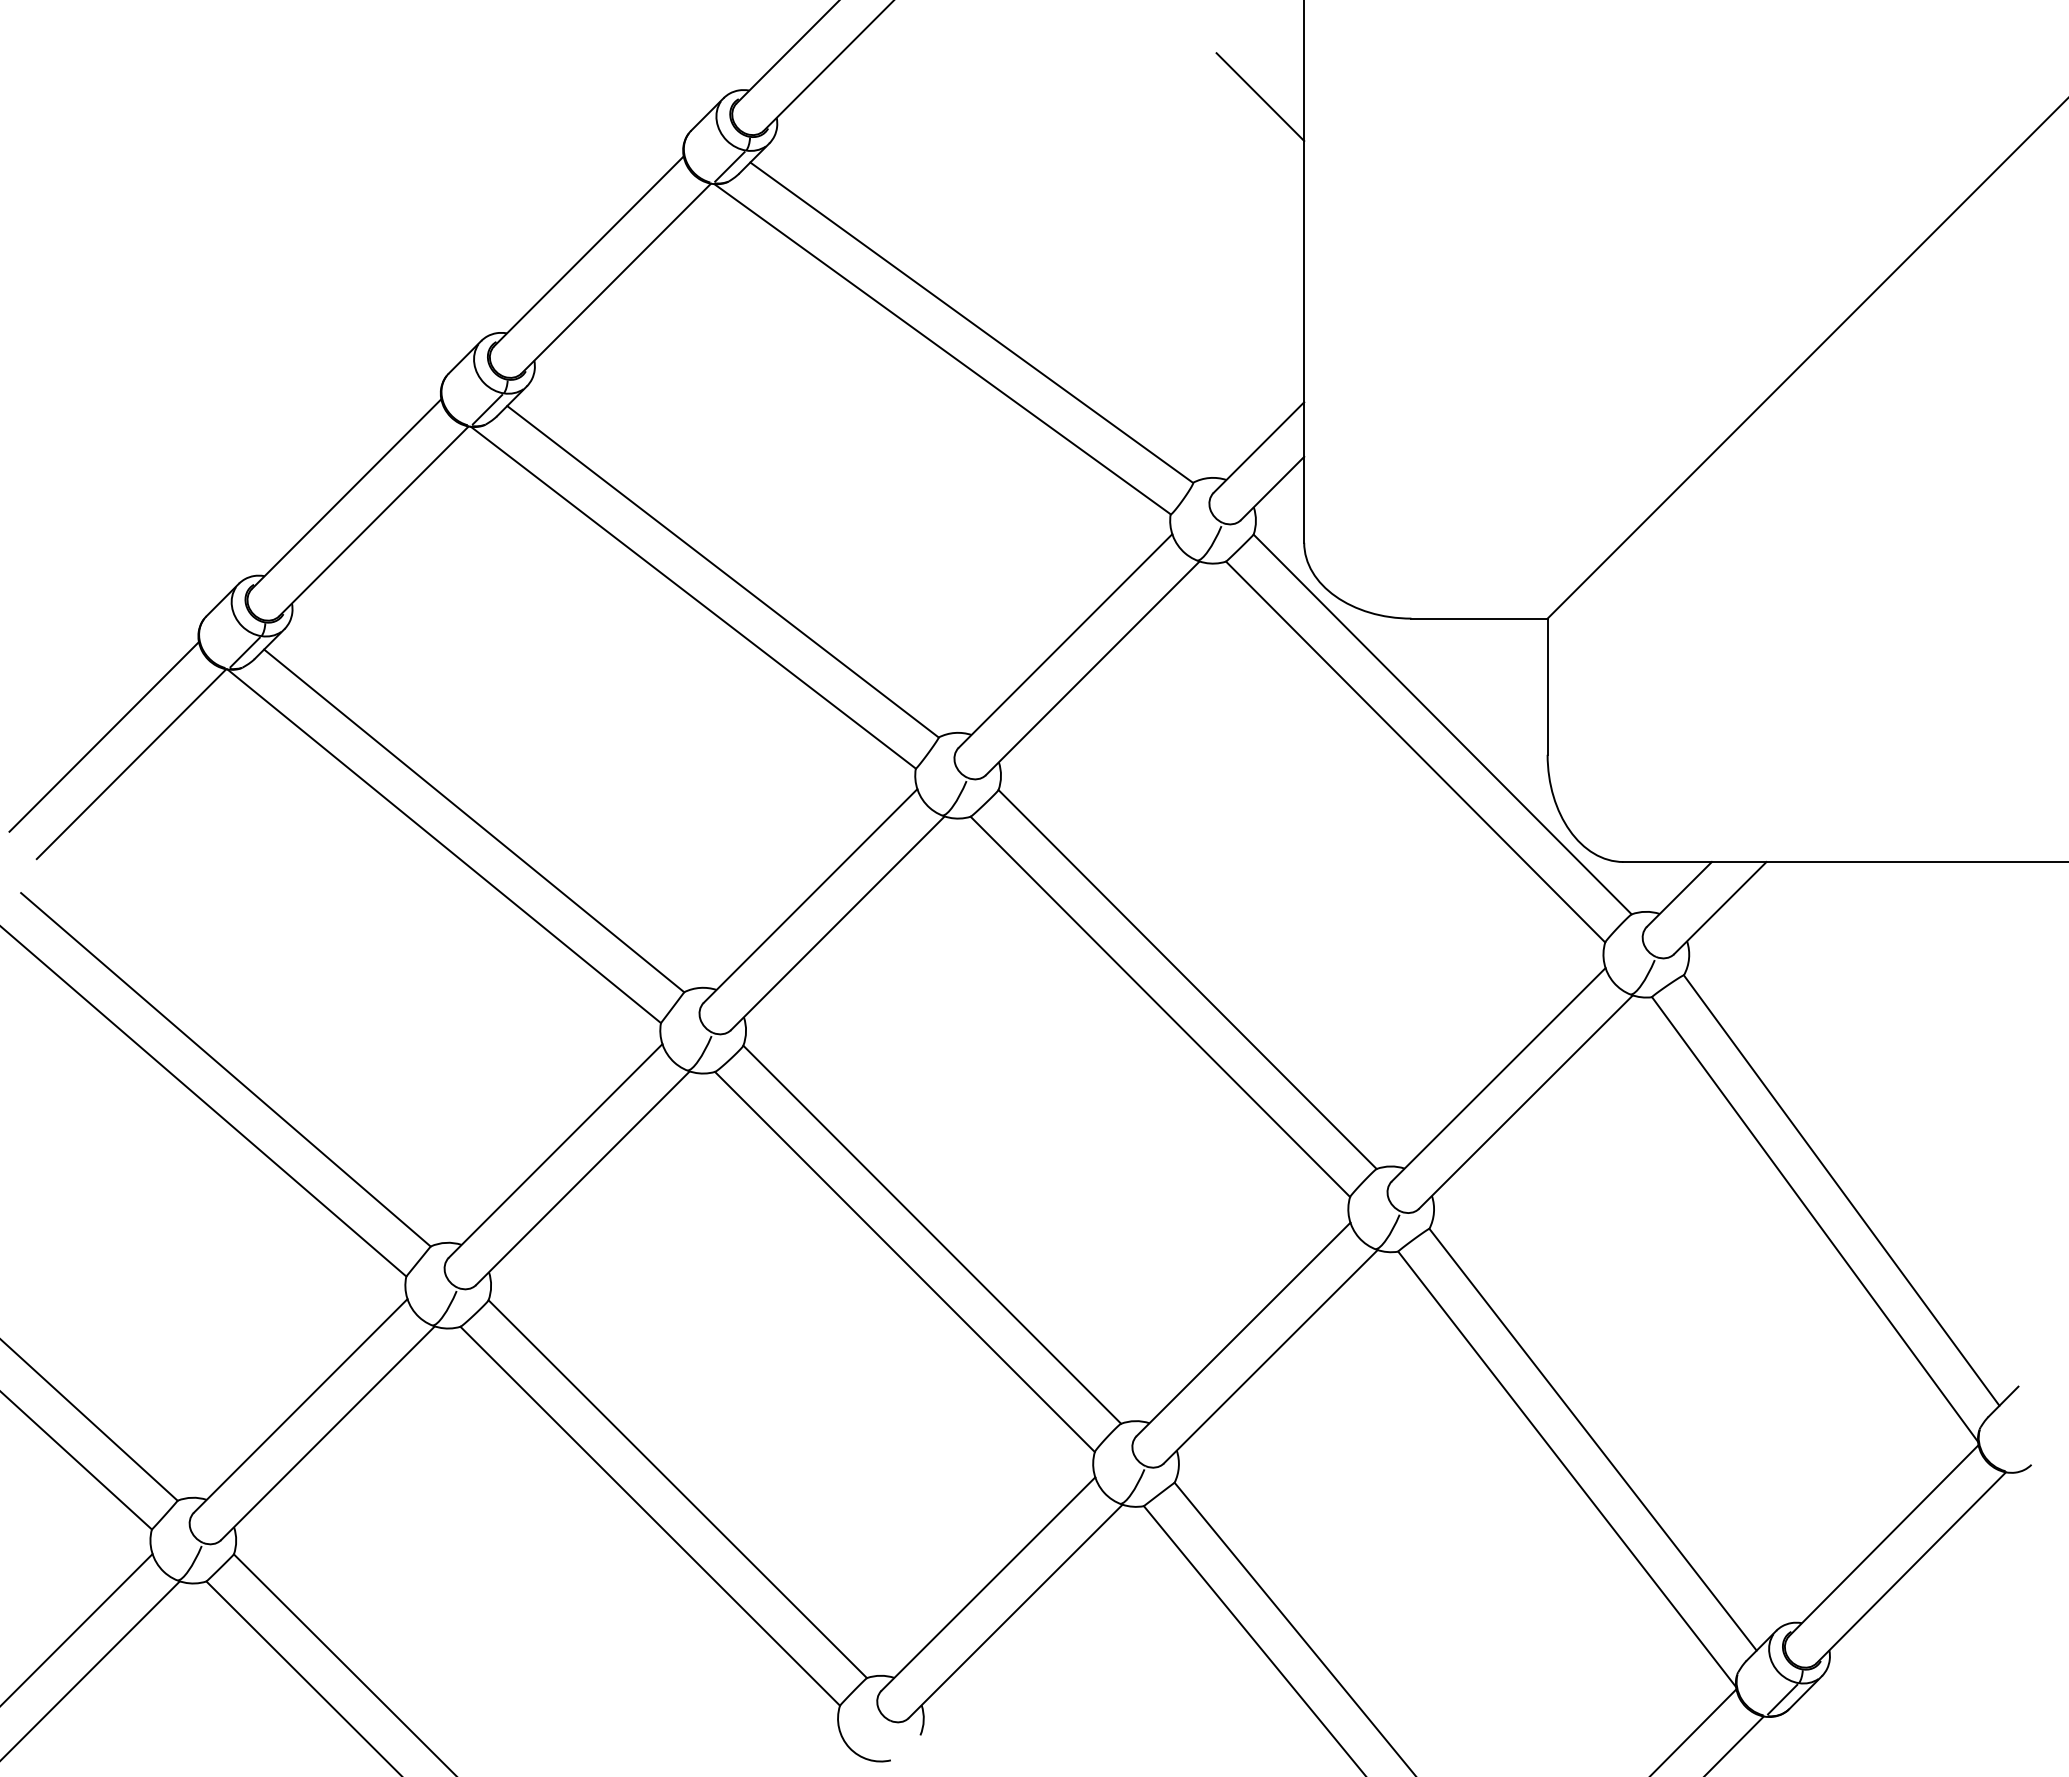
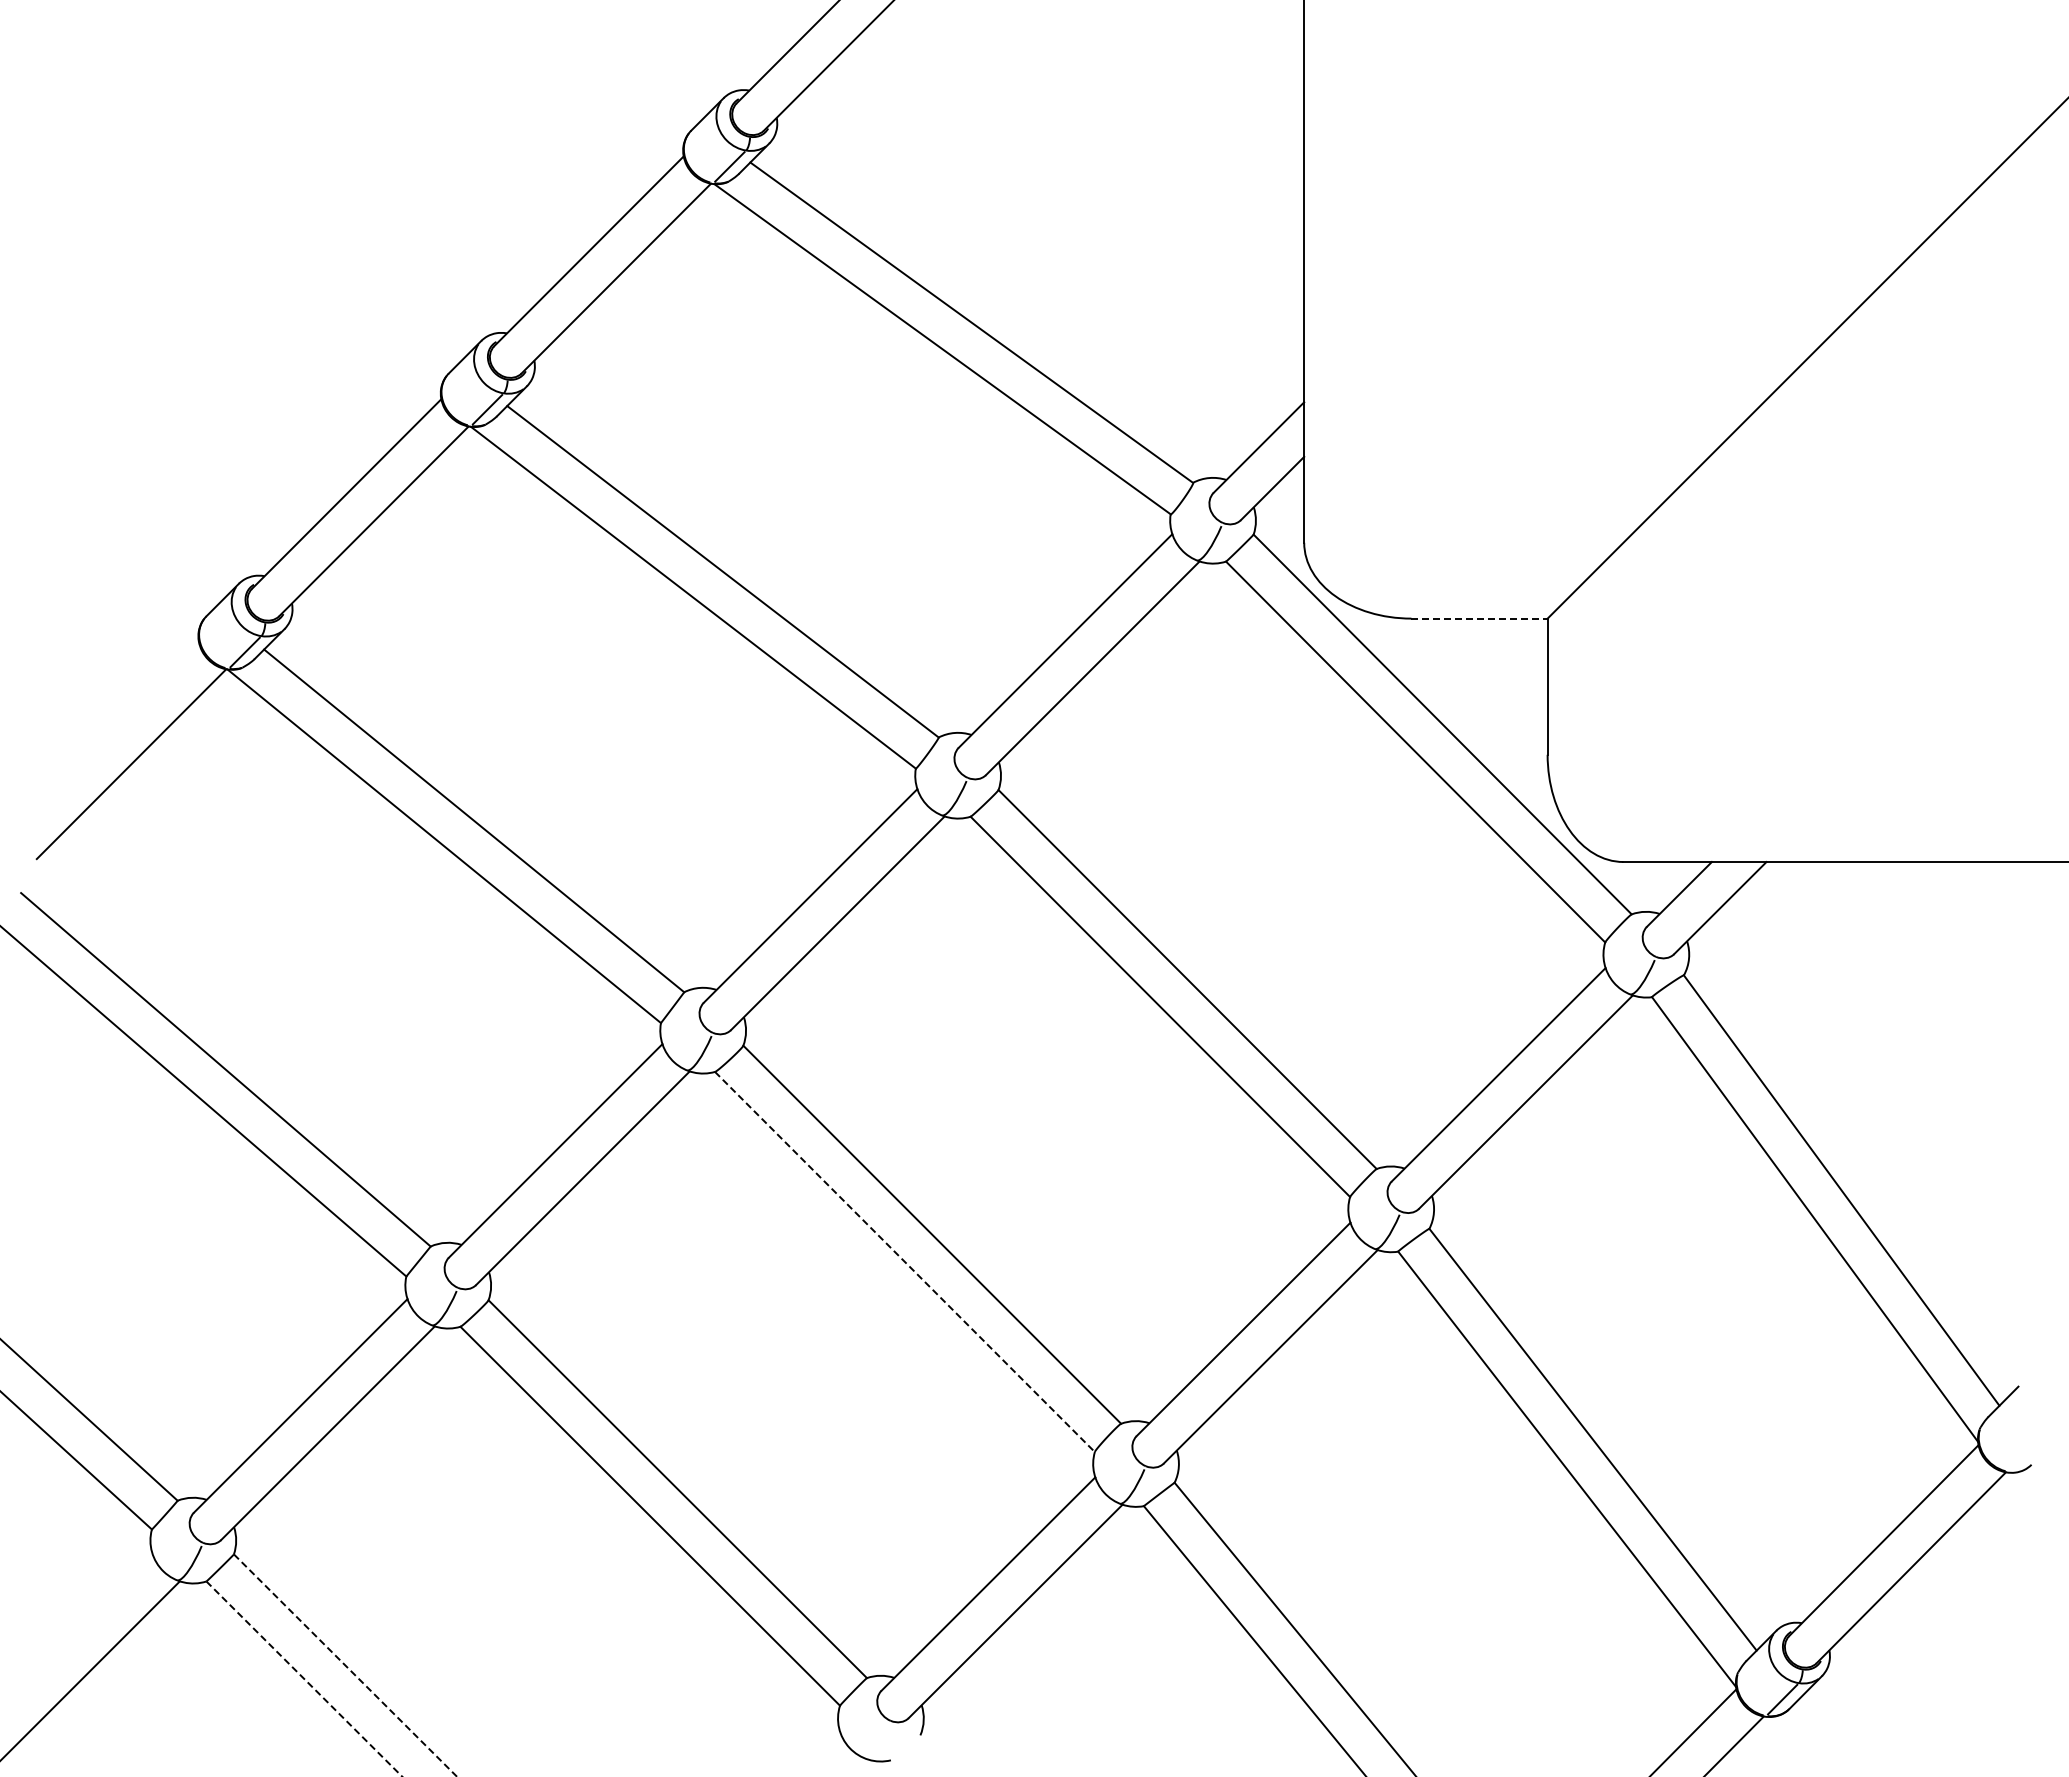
line: present -> none (1260, 97)
line: solid -> dashed (1480, 618)
line: present -> none (103, 736)
line: solid -> dashed (904, 1261)
line: present -> none (77, 1629)
line: solid -> dashed (345, 1665)
line: solid -> dashed (304, 1679)
